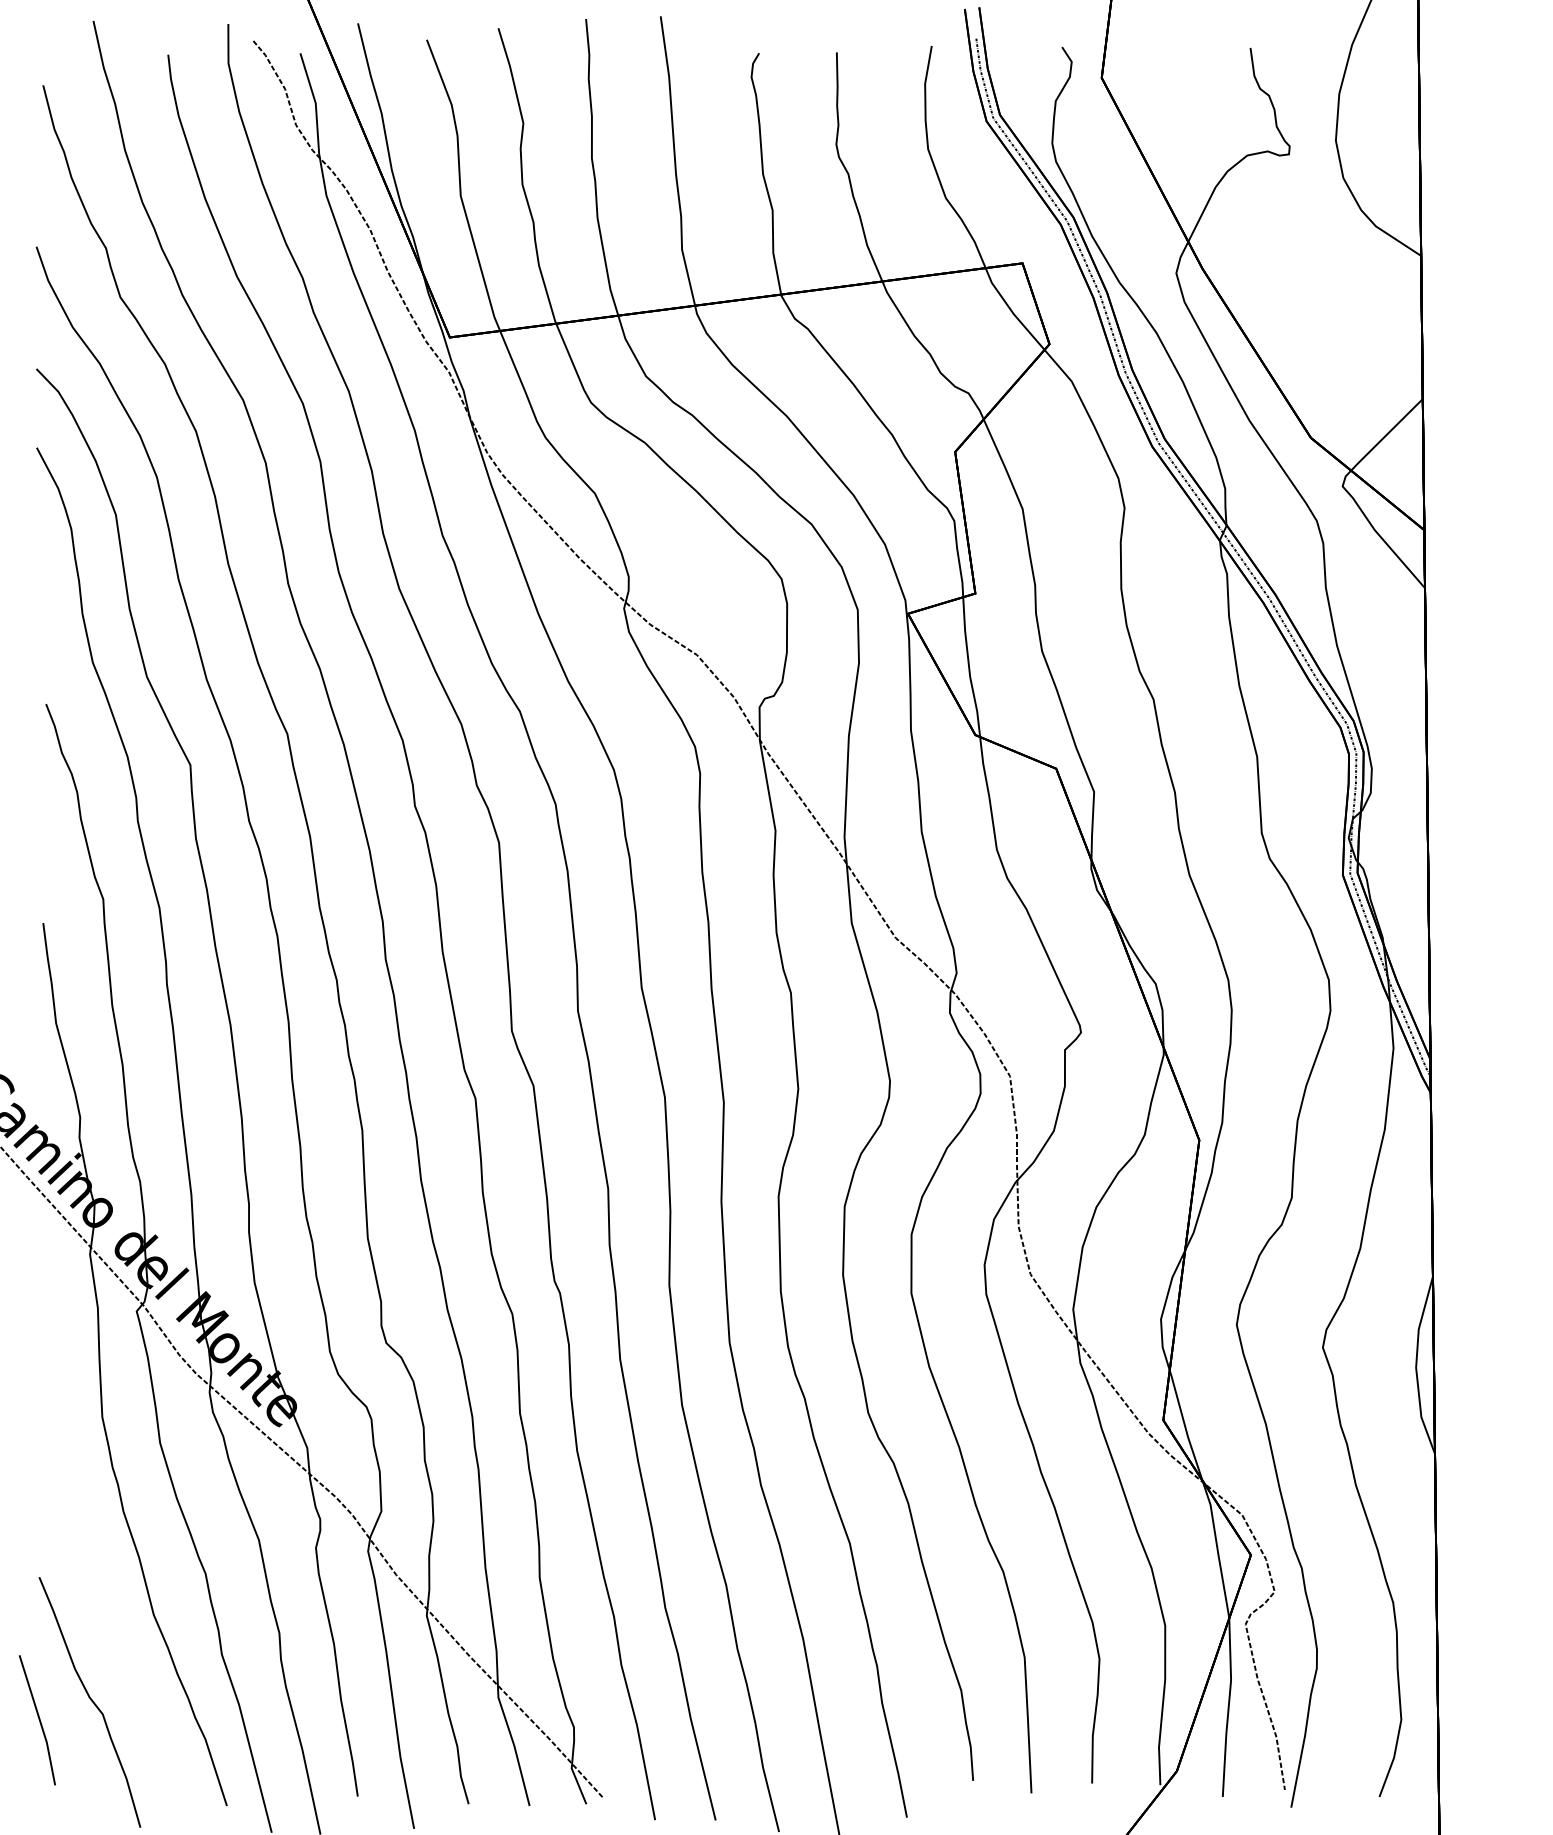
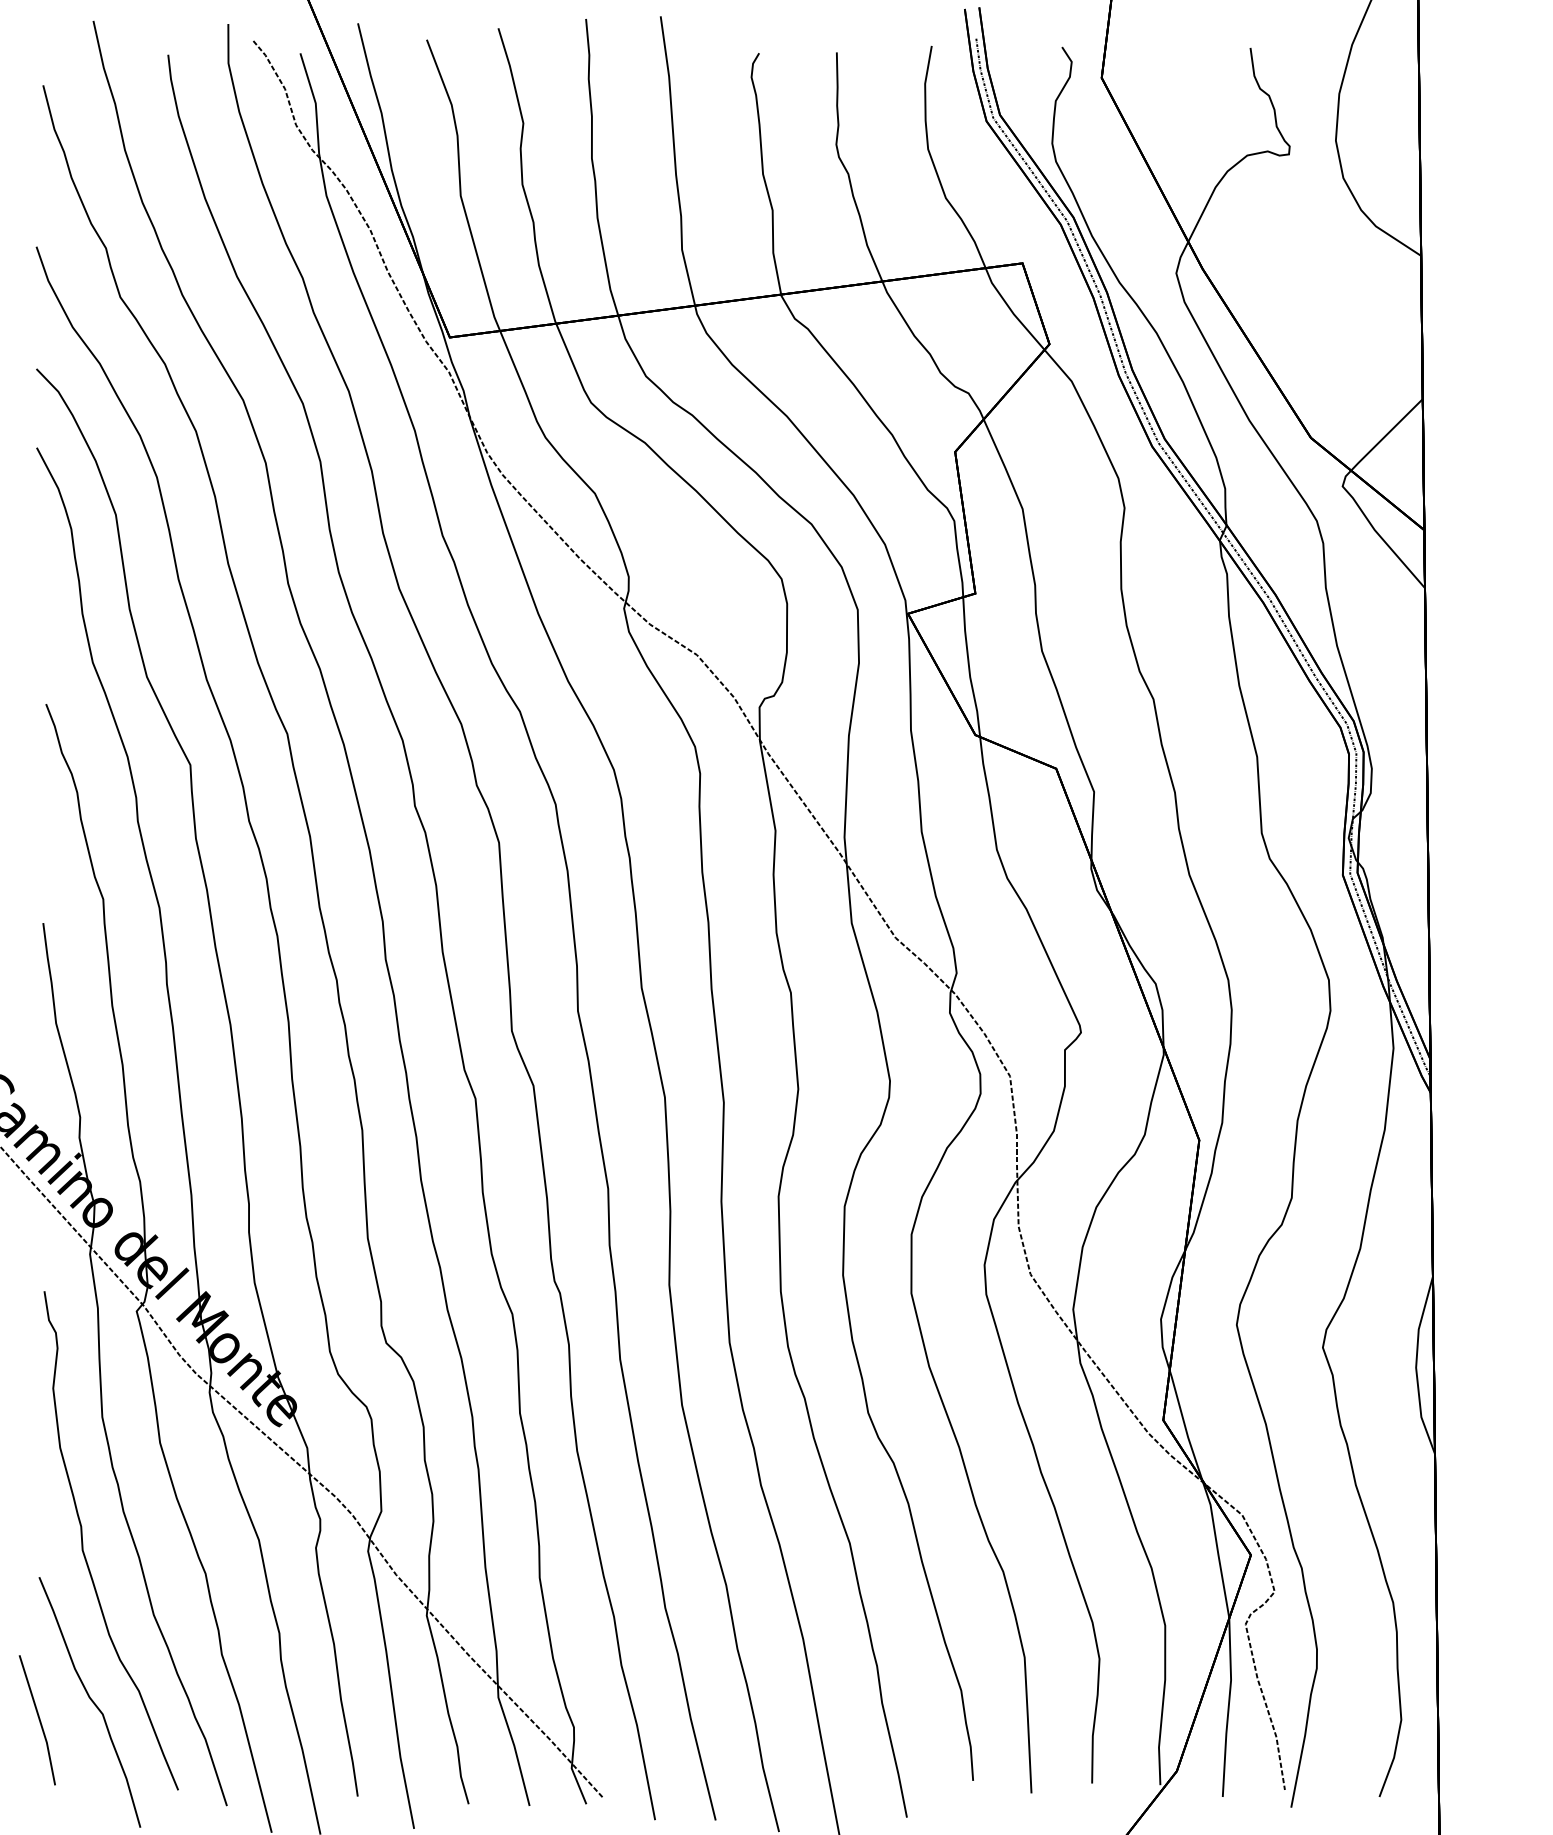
curve: none -> present (83, 1542)
